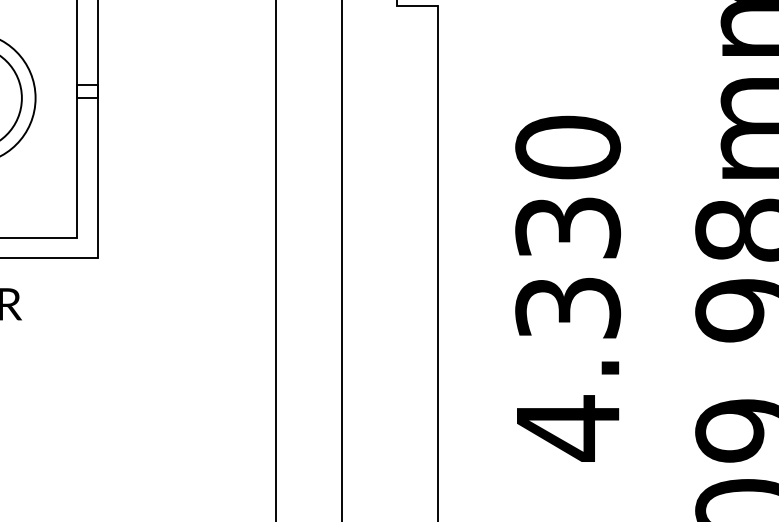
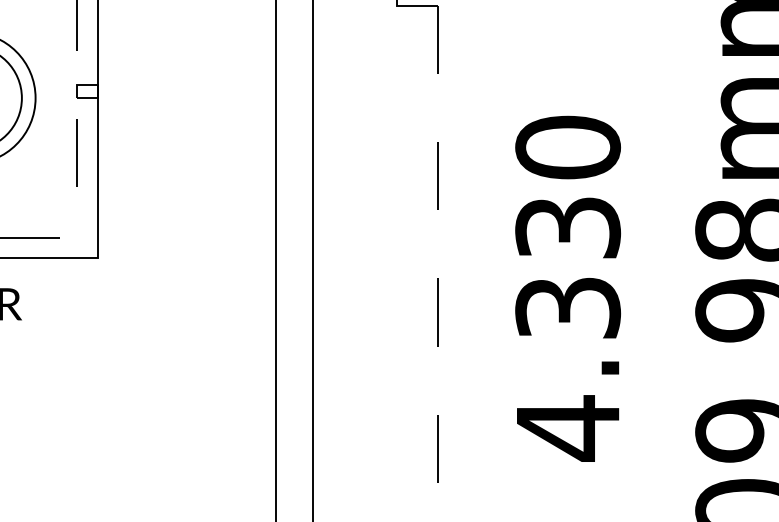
line: solid -> dashed (77, 157)
line position: (342, 260) -> (313, 260) (313, 260)
line: solid -> dashed (437, 263)
